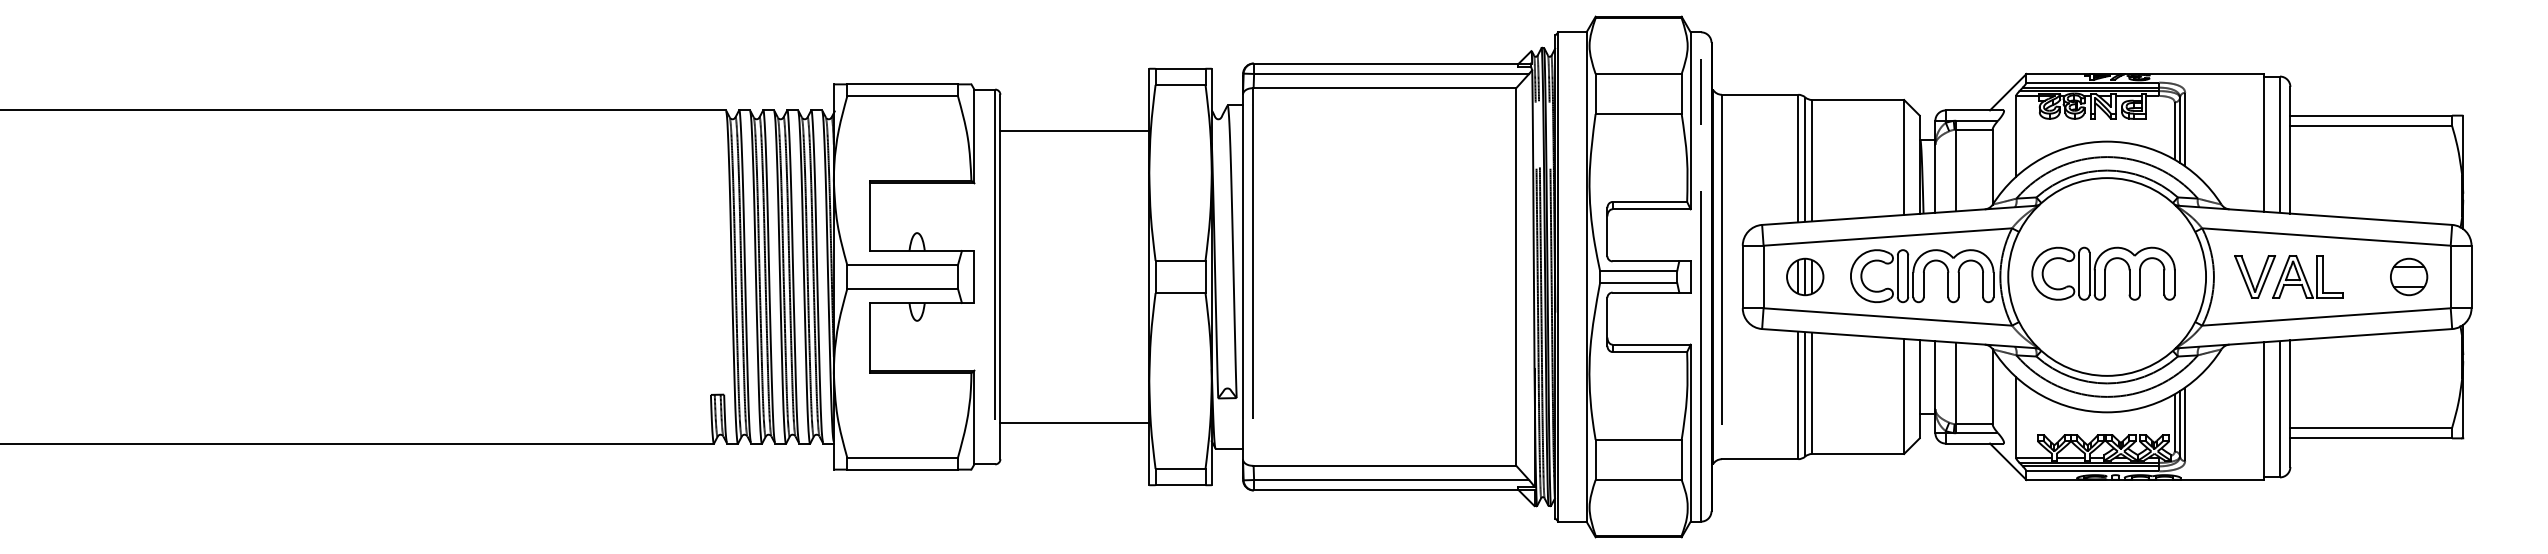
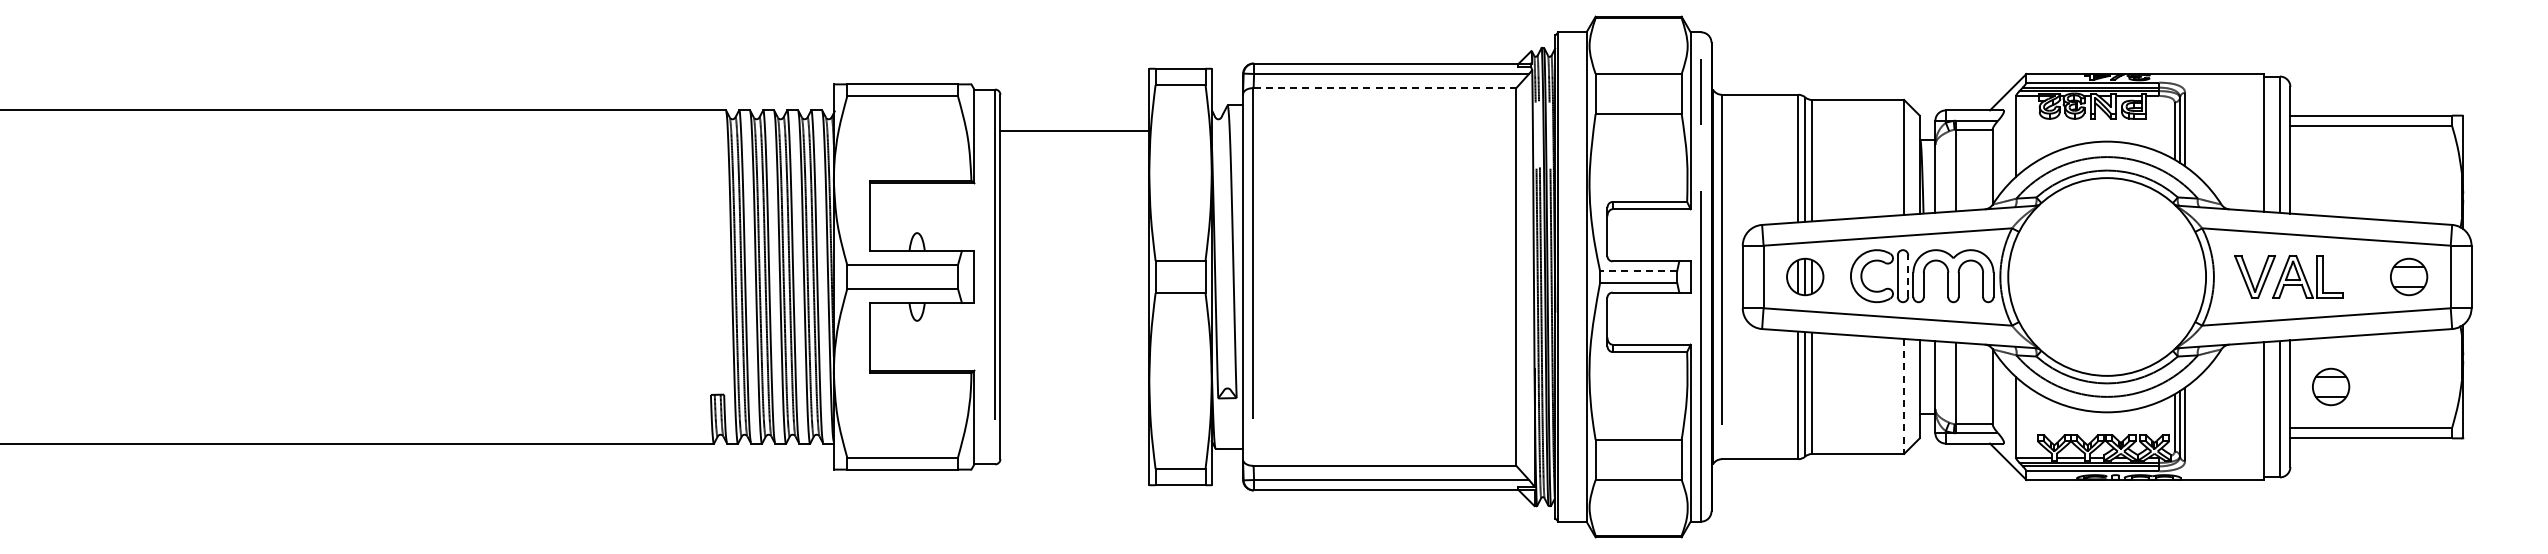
line: solid -> dashed (1385, 88)
line: solid -> dashed (1638, 271)
part: present -> none (2103, 273)
line: solid -> dashed (1908, 276)
part: none -> present (2331, 386)
line: solid -> dashed (1904, 396)
line: present -> none (1074, 422)
